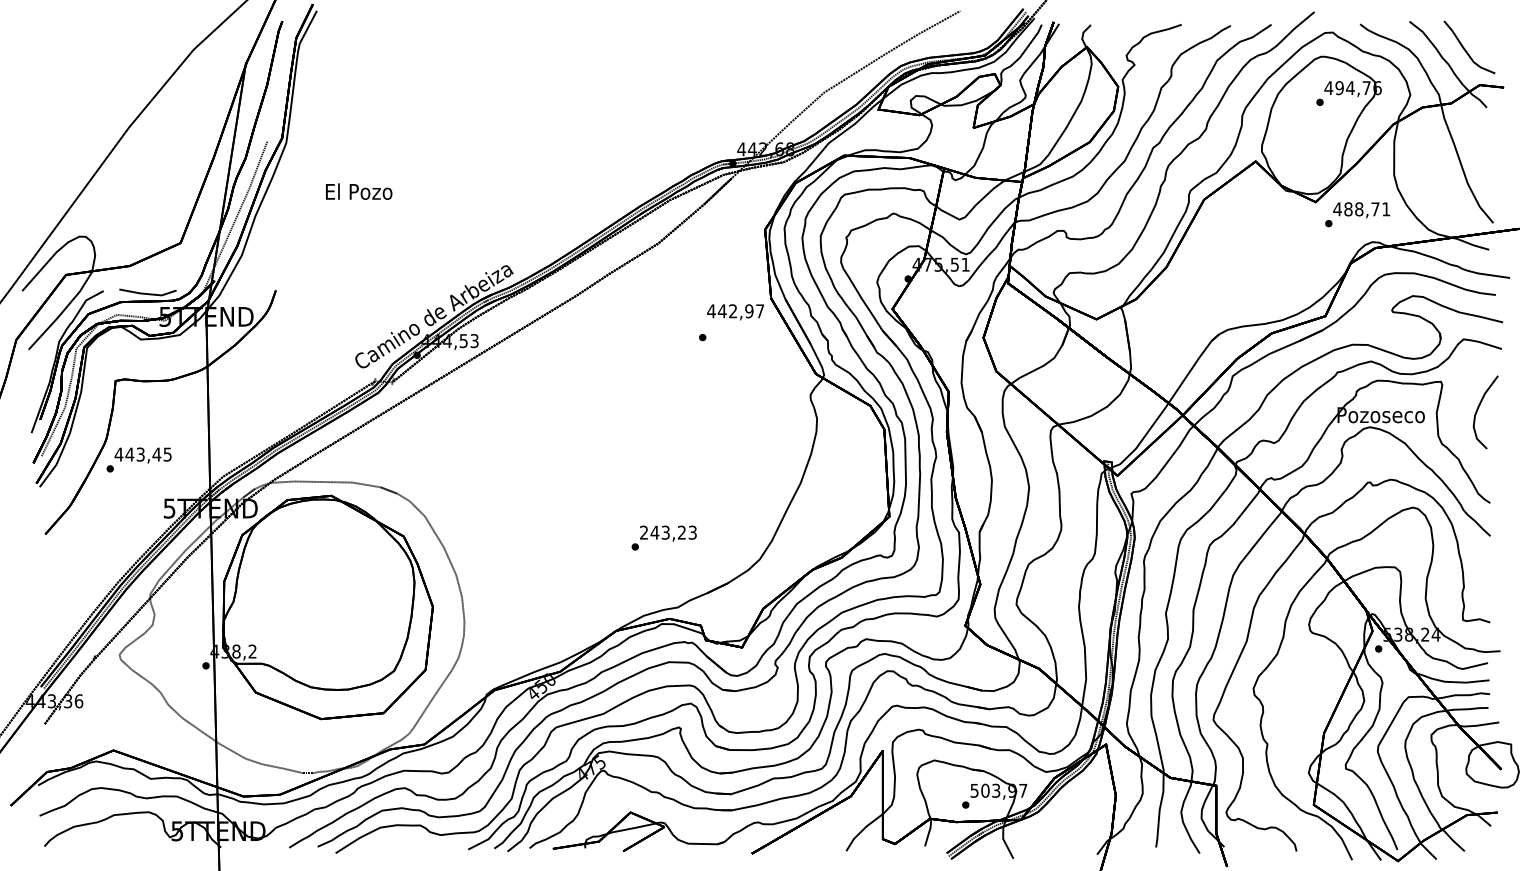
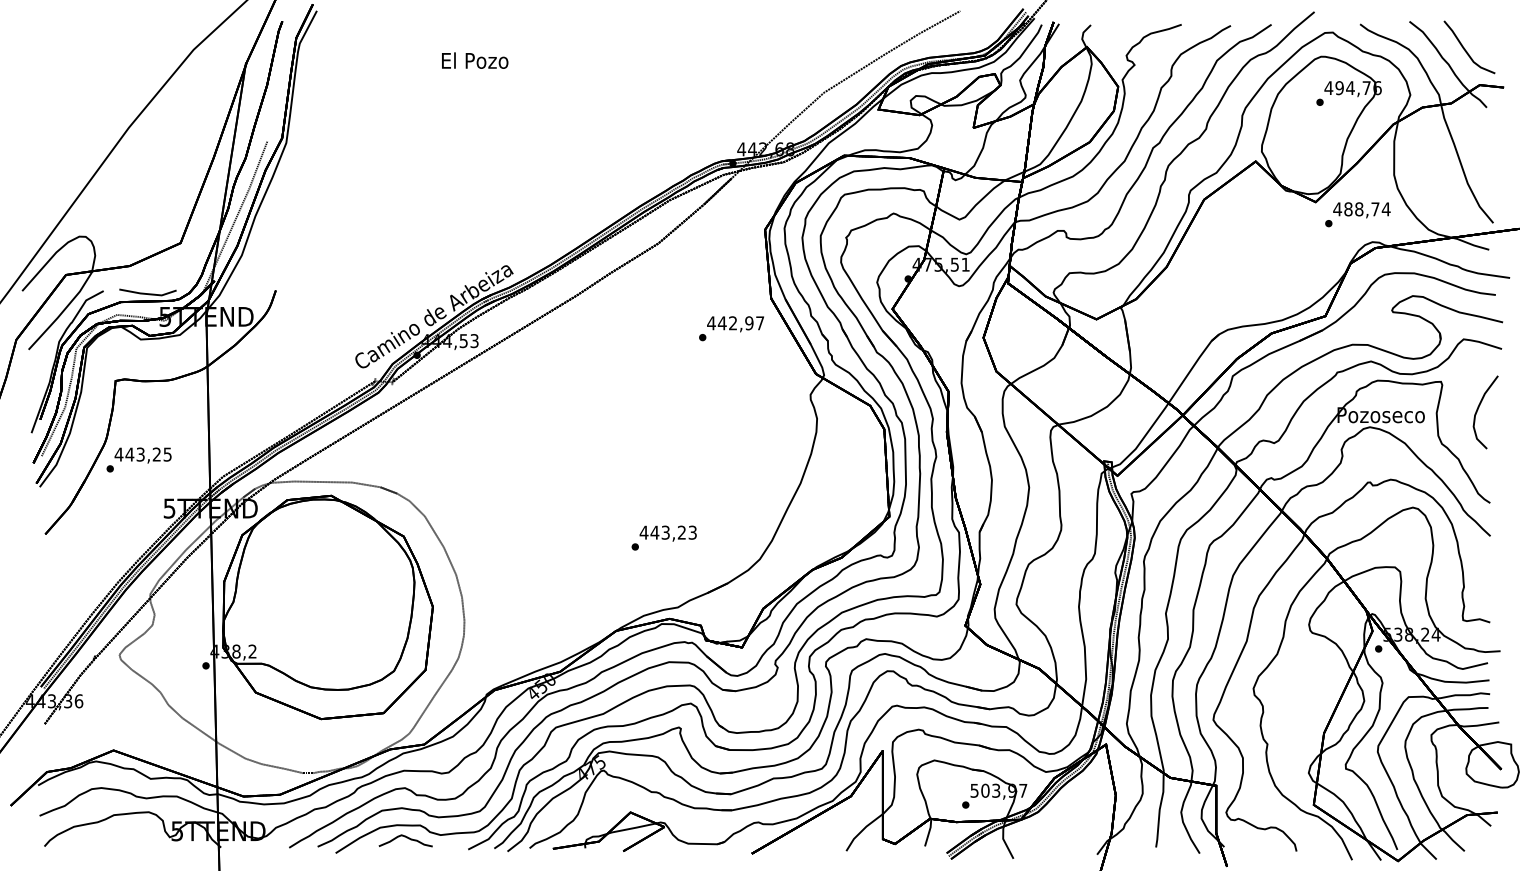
text position: (359, 191) -> (475, 60) (475, 60)
text: 488,71 -> 488,74 (1385, 209)
text position: (735, 312) -> (735, 324) (735, 324)
text: 443,45 -> 443,25 (156, 454)
text: 243,23 -> 443,23 (643, 532)
curve: none -> present (406, 838)
